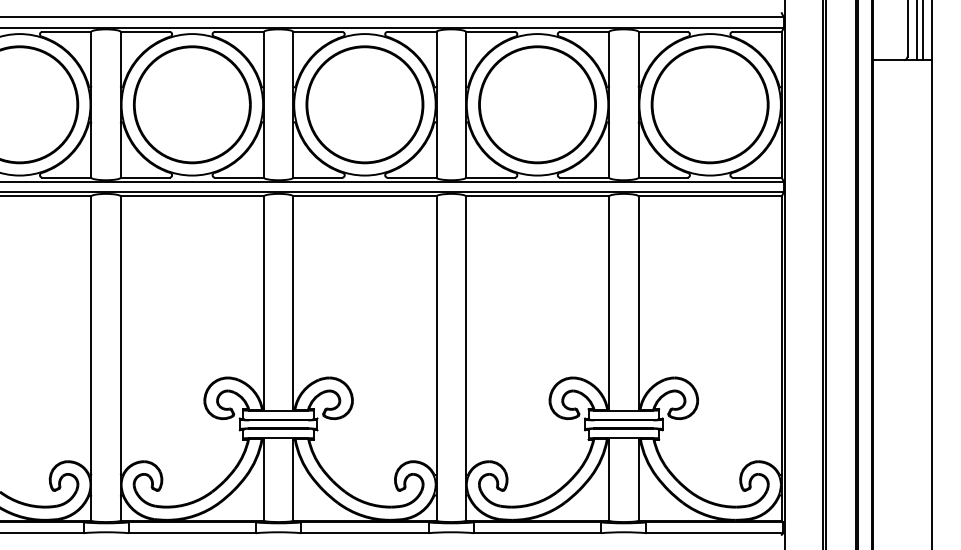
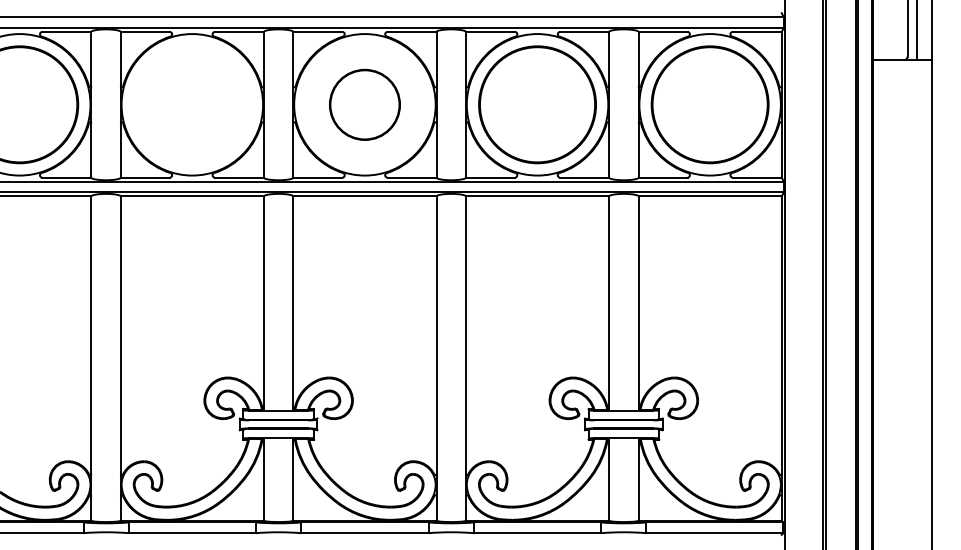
line: present -> none (922, 31)
part: present -> none (192, 104)
part size: 120x120 px -> 72x73 px (364, 104)
